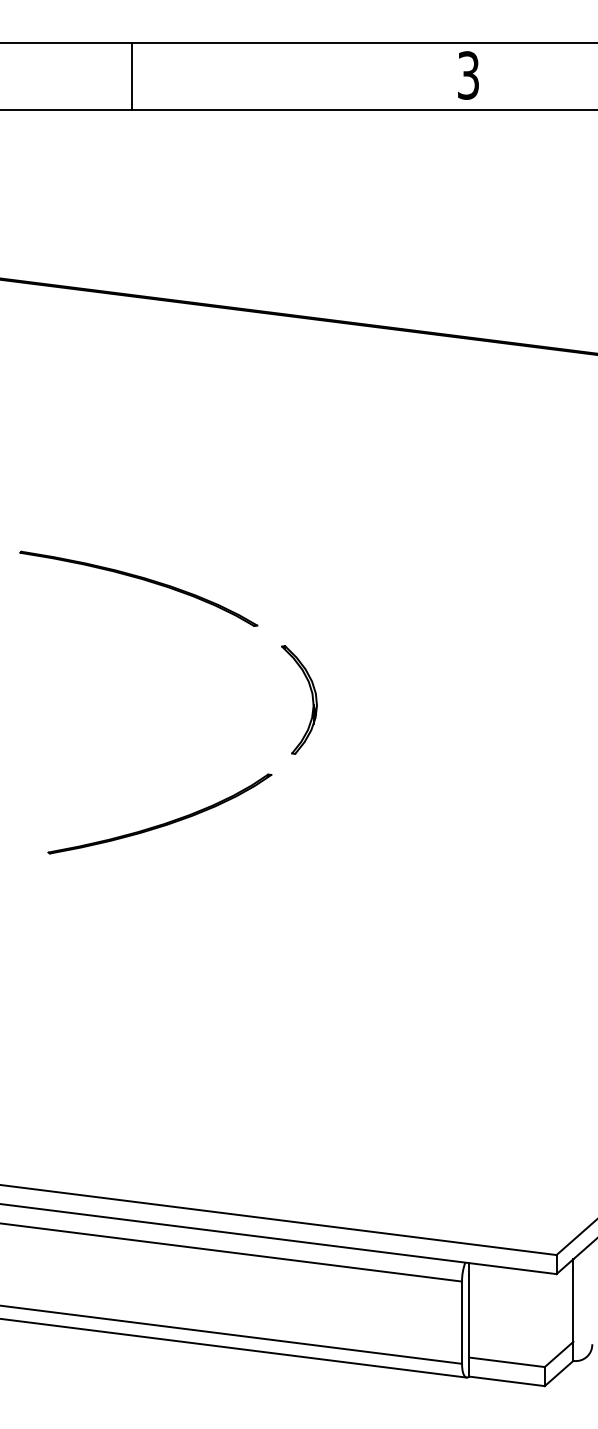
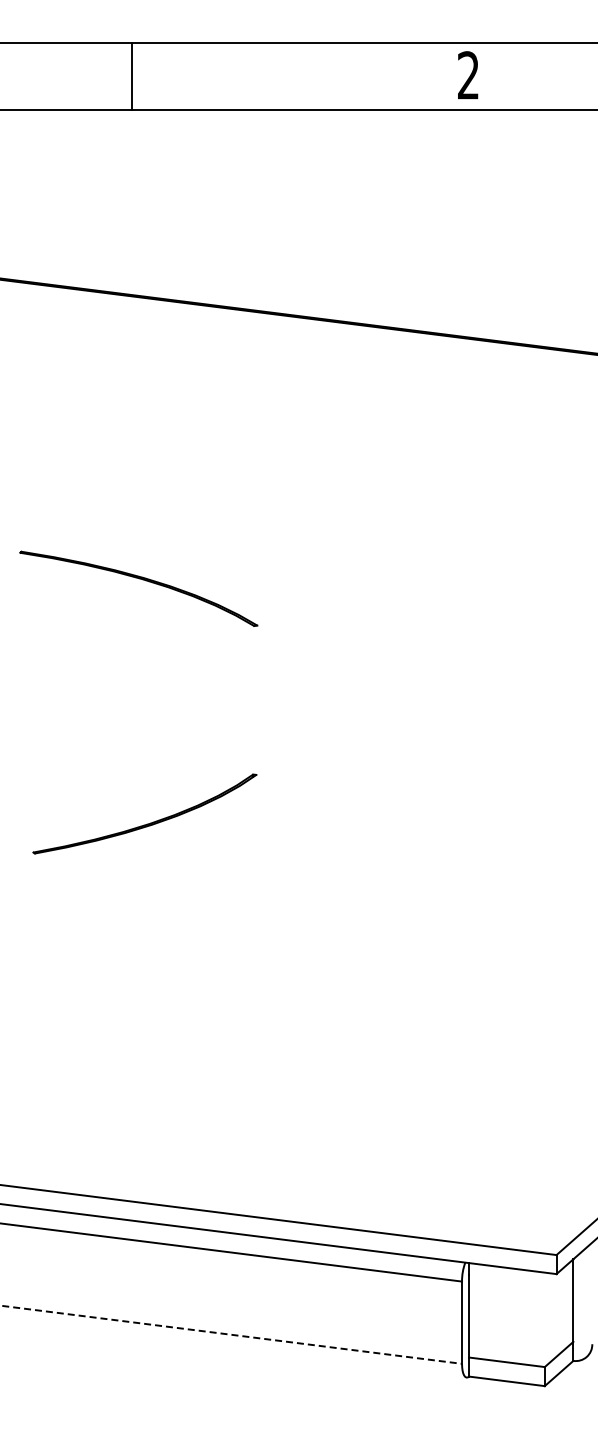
text: 3 -> 2 (468, 75)
part: present -> none (311, 696)
part position: (162, 823) -> (147, 823) (147, 823)
line: solid -> dashed (231, 1334)
line: present -> none (234, 1348)
